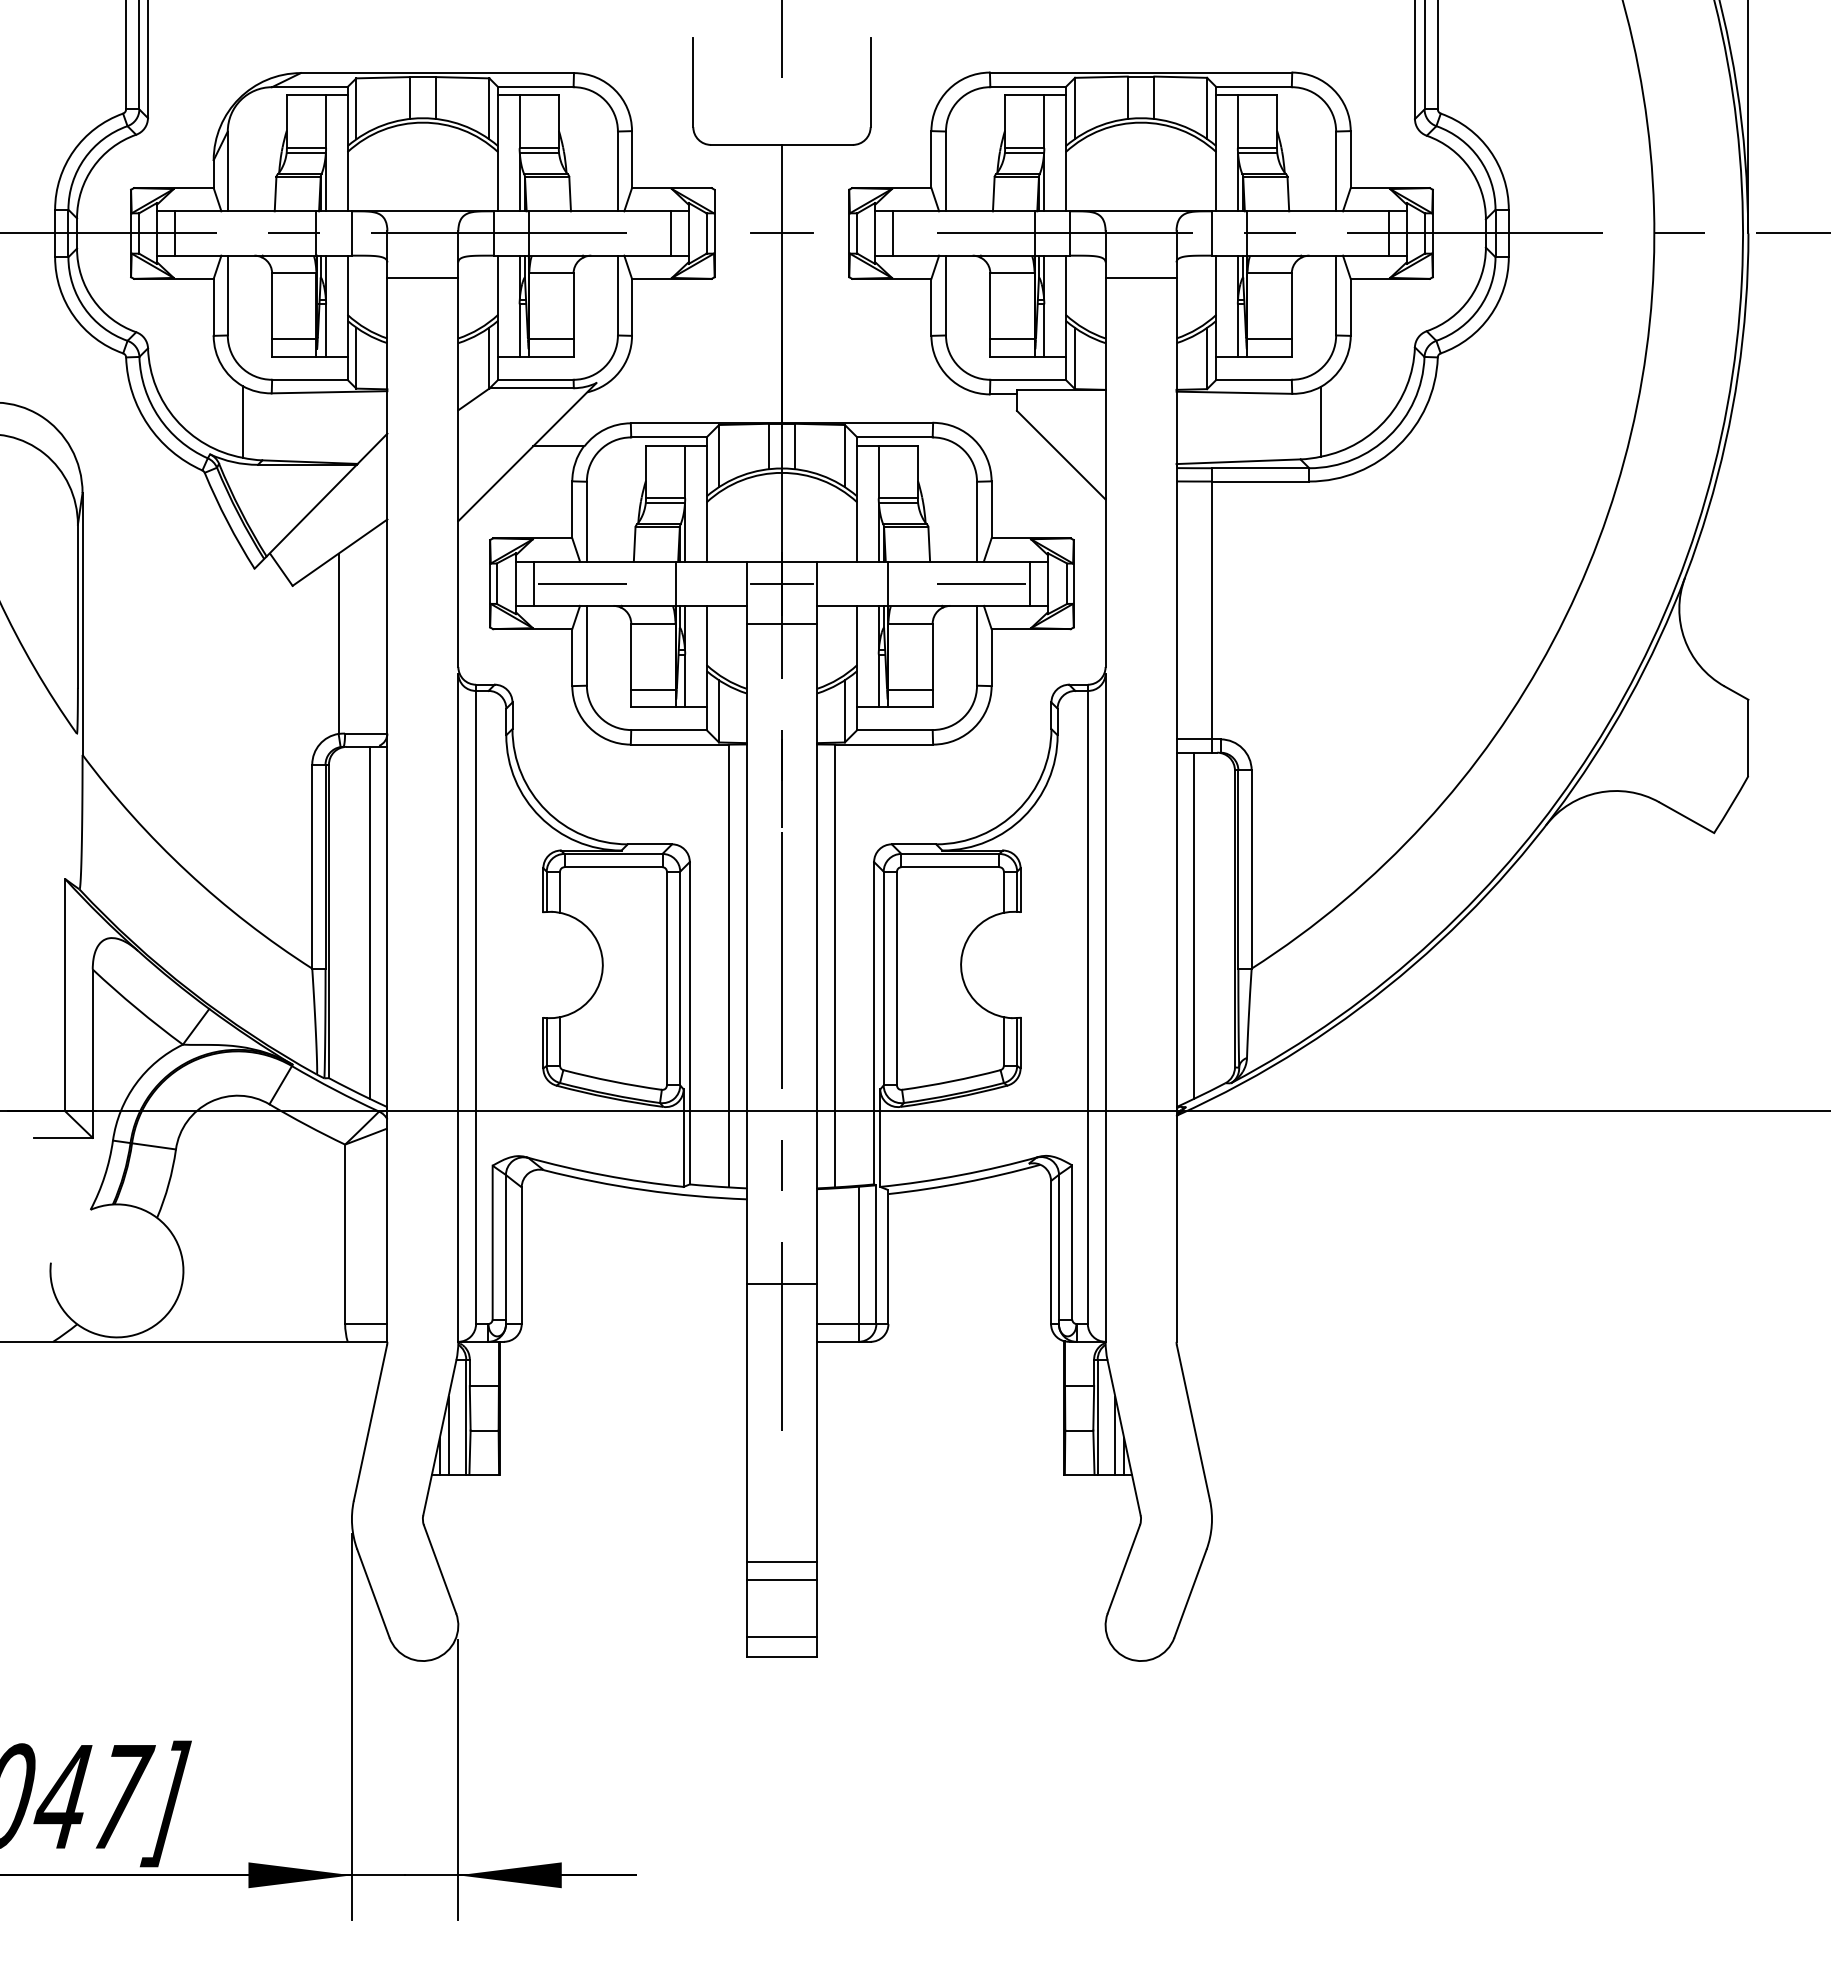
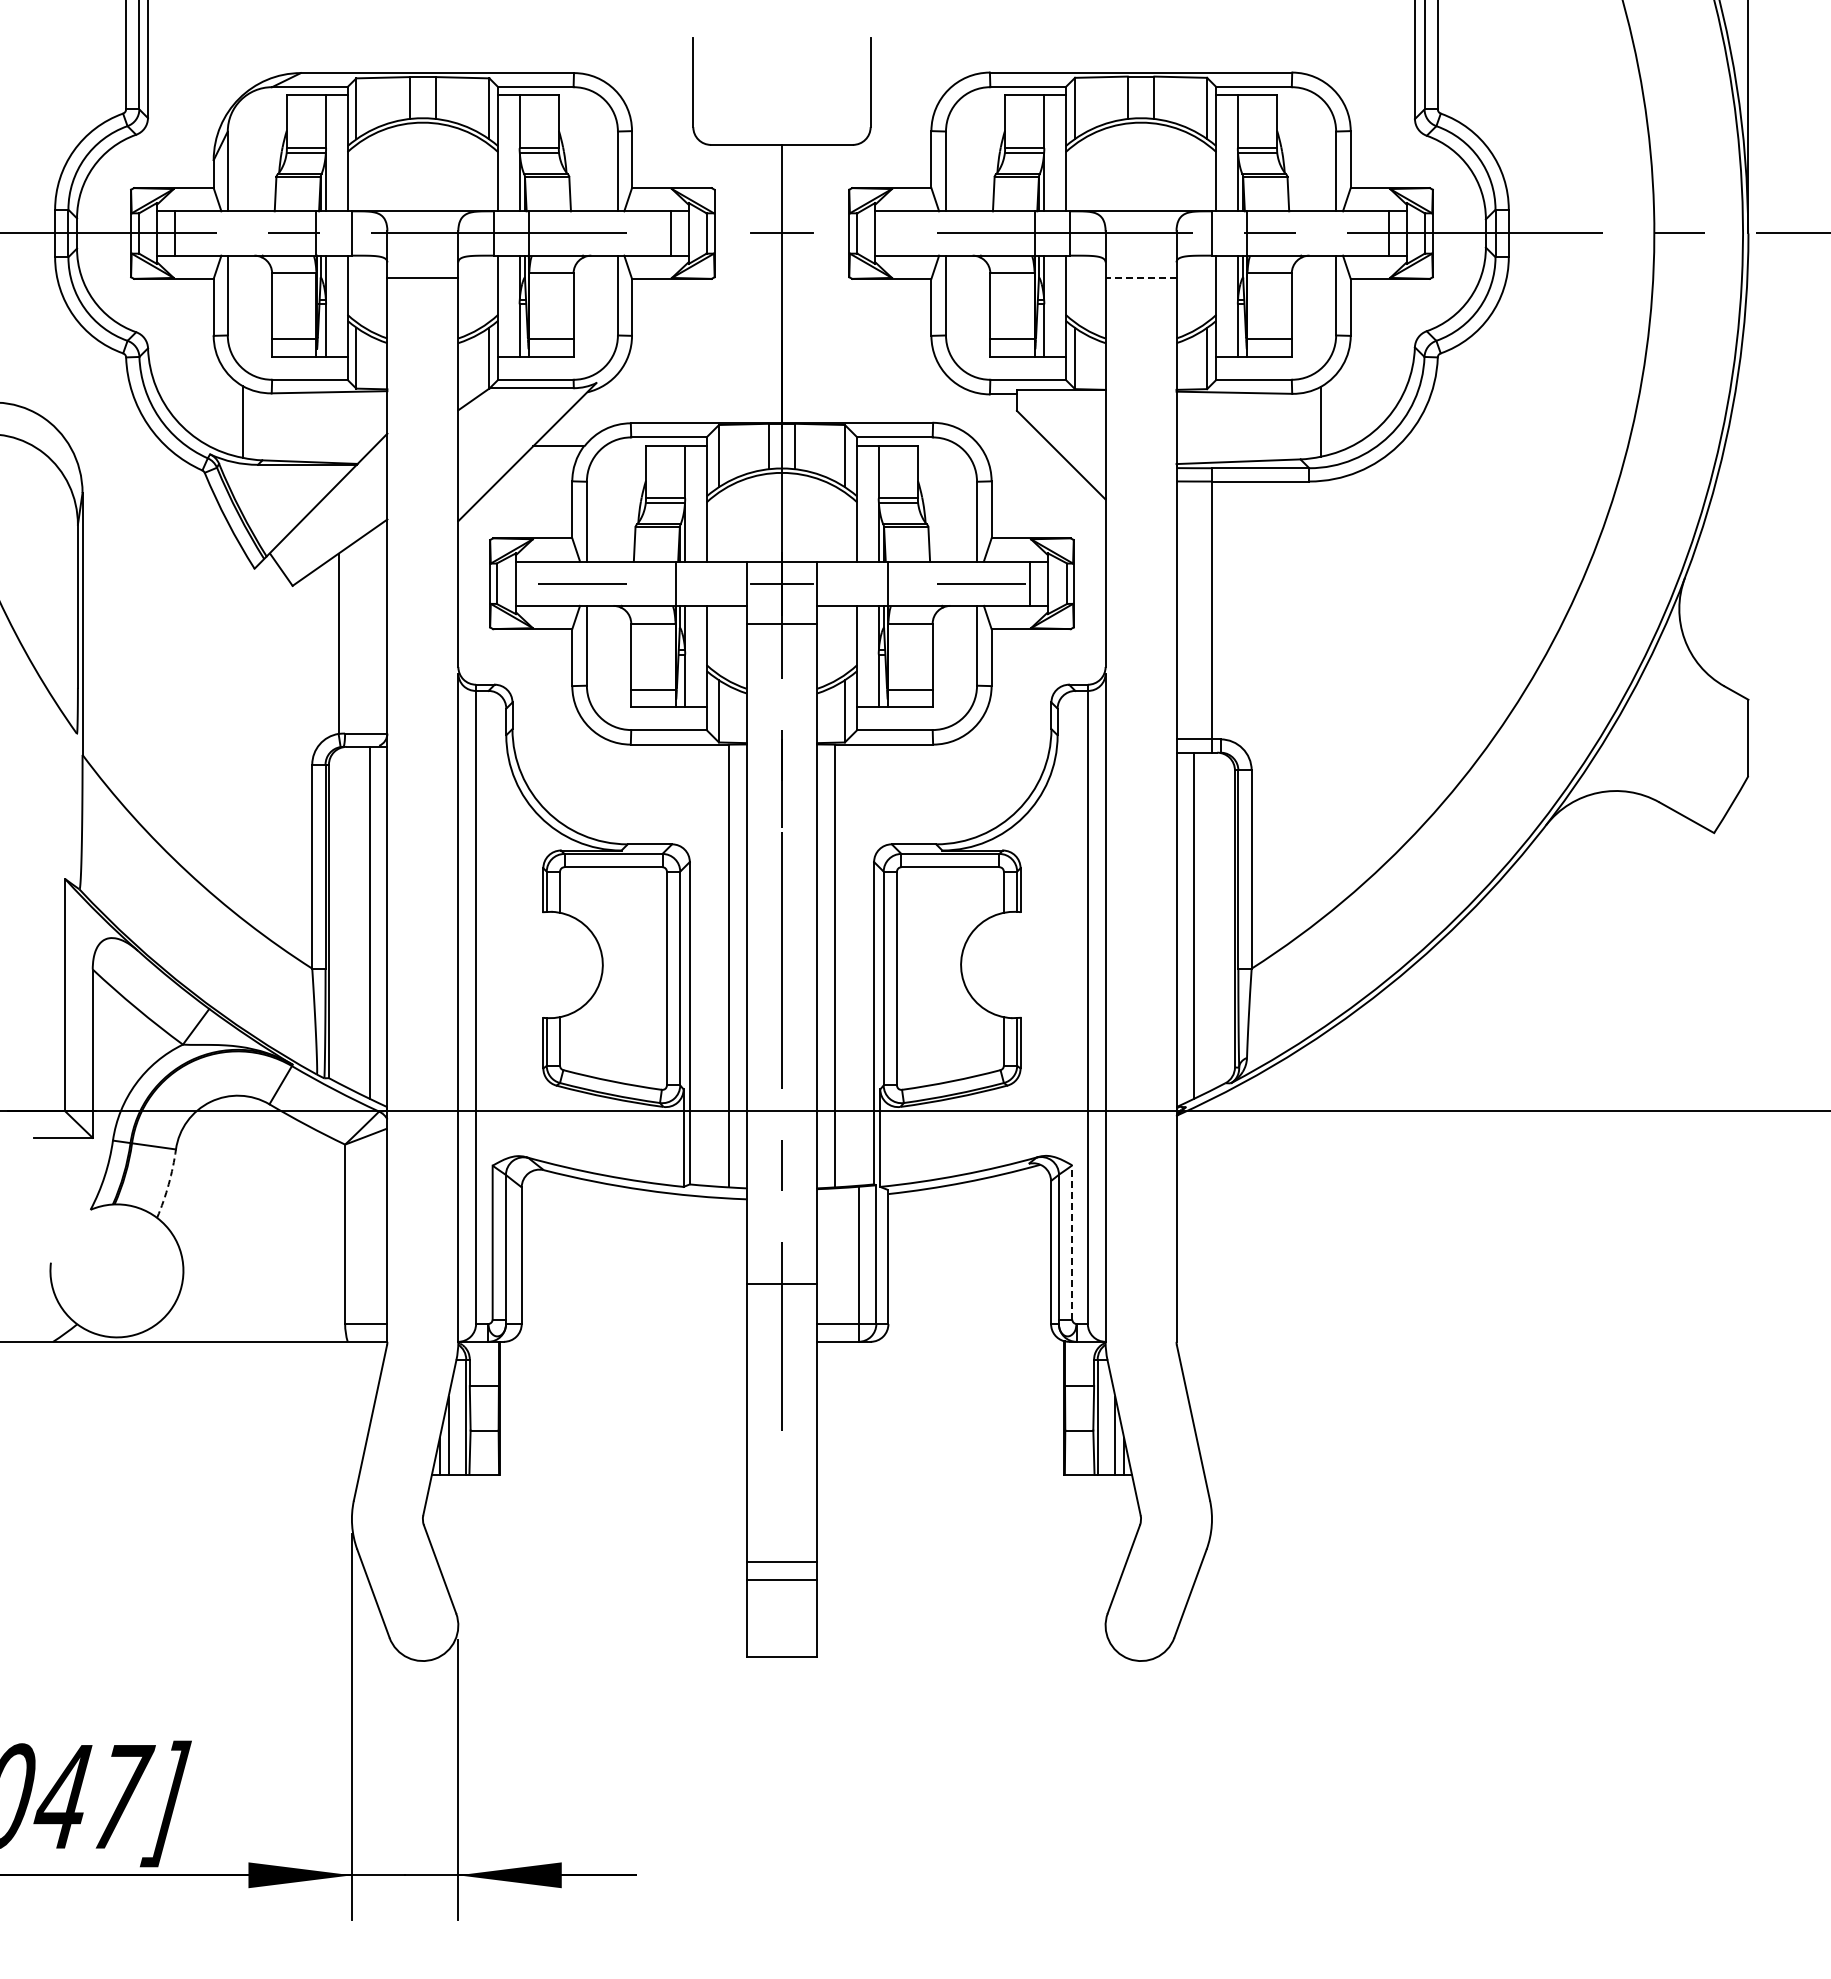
line: present -> none (781, 40)
line: present -> none (892, 233)
line: solid -> dashed (1140, 277)
line: present -> none (533, 583)
arc: solid -> dashed (168, 1184)
line: solid -> dashed (1072, 1242)
line: present -> none (781, 1637)
